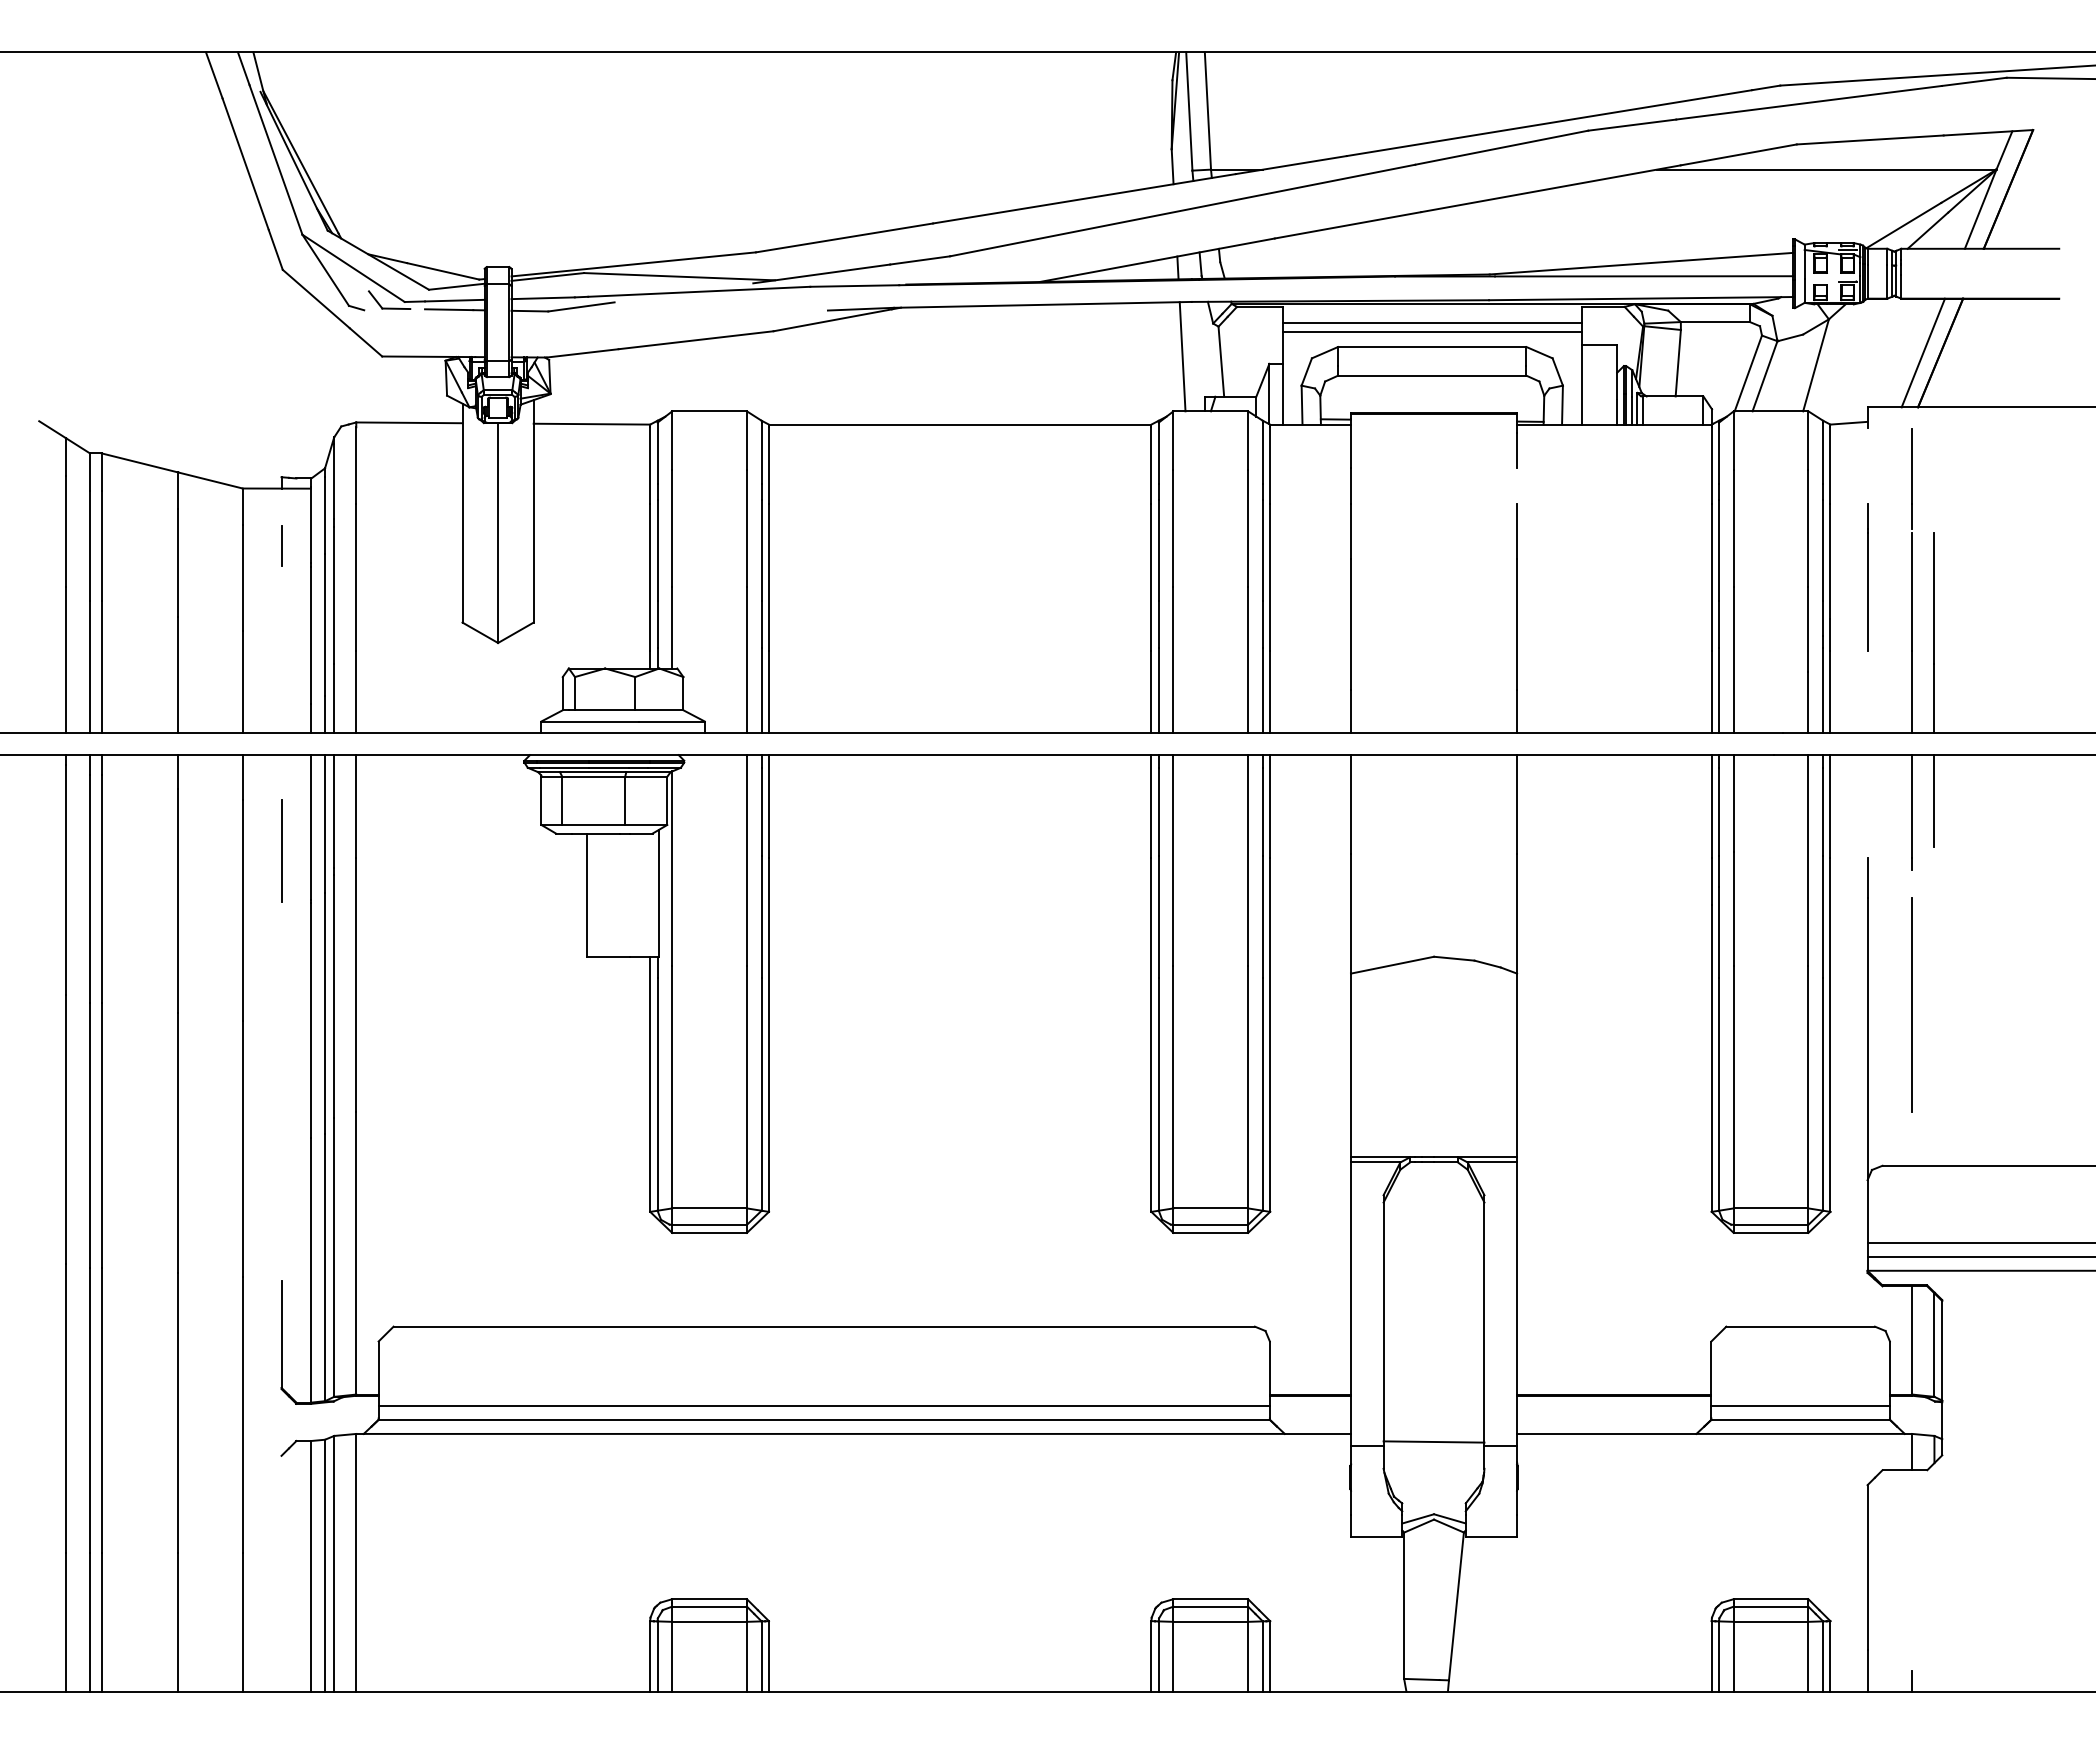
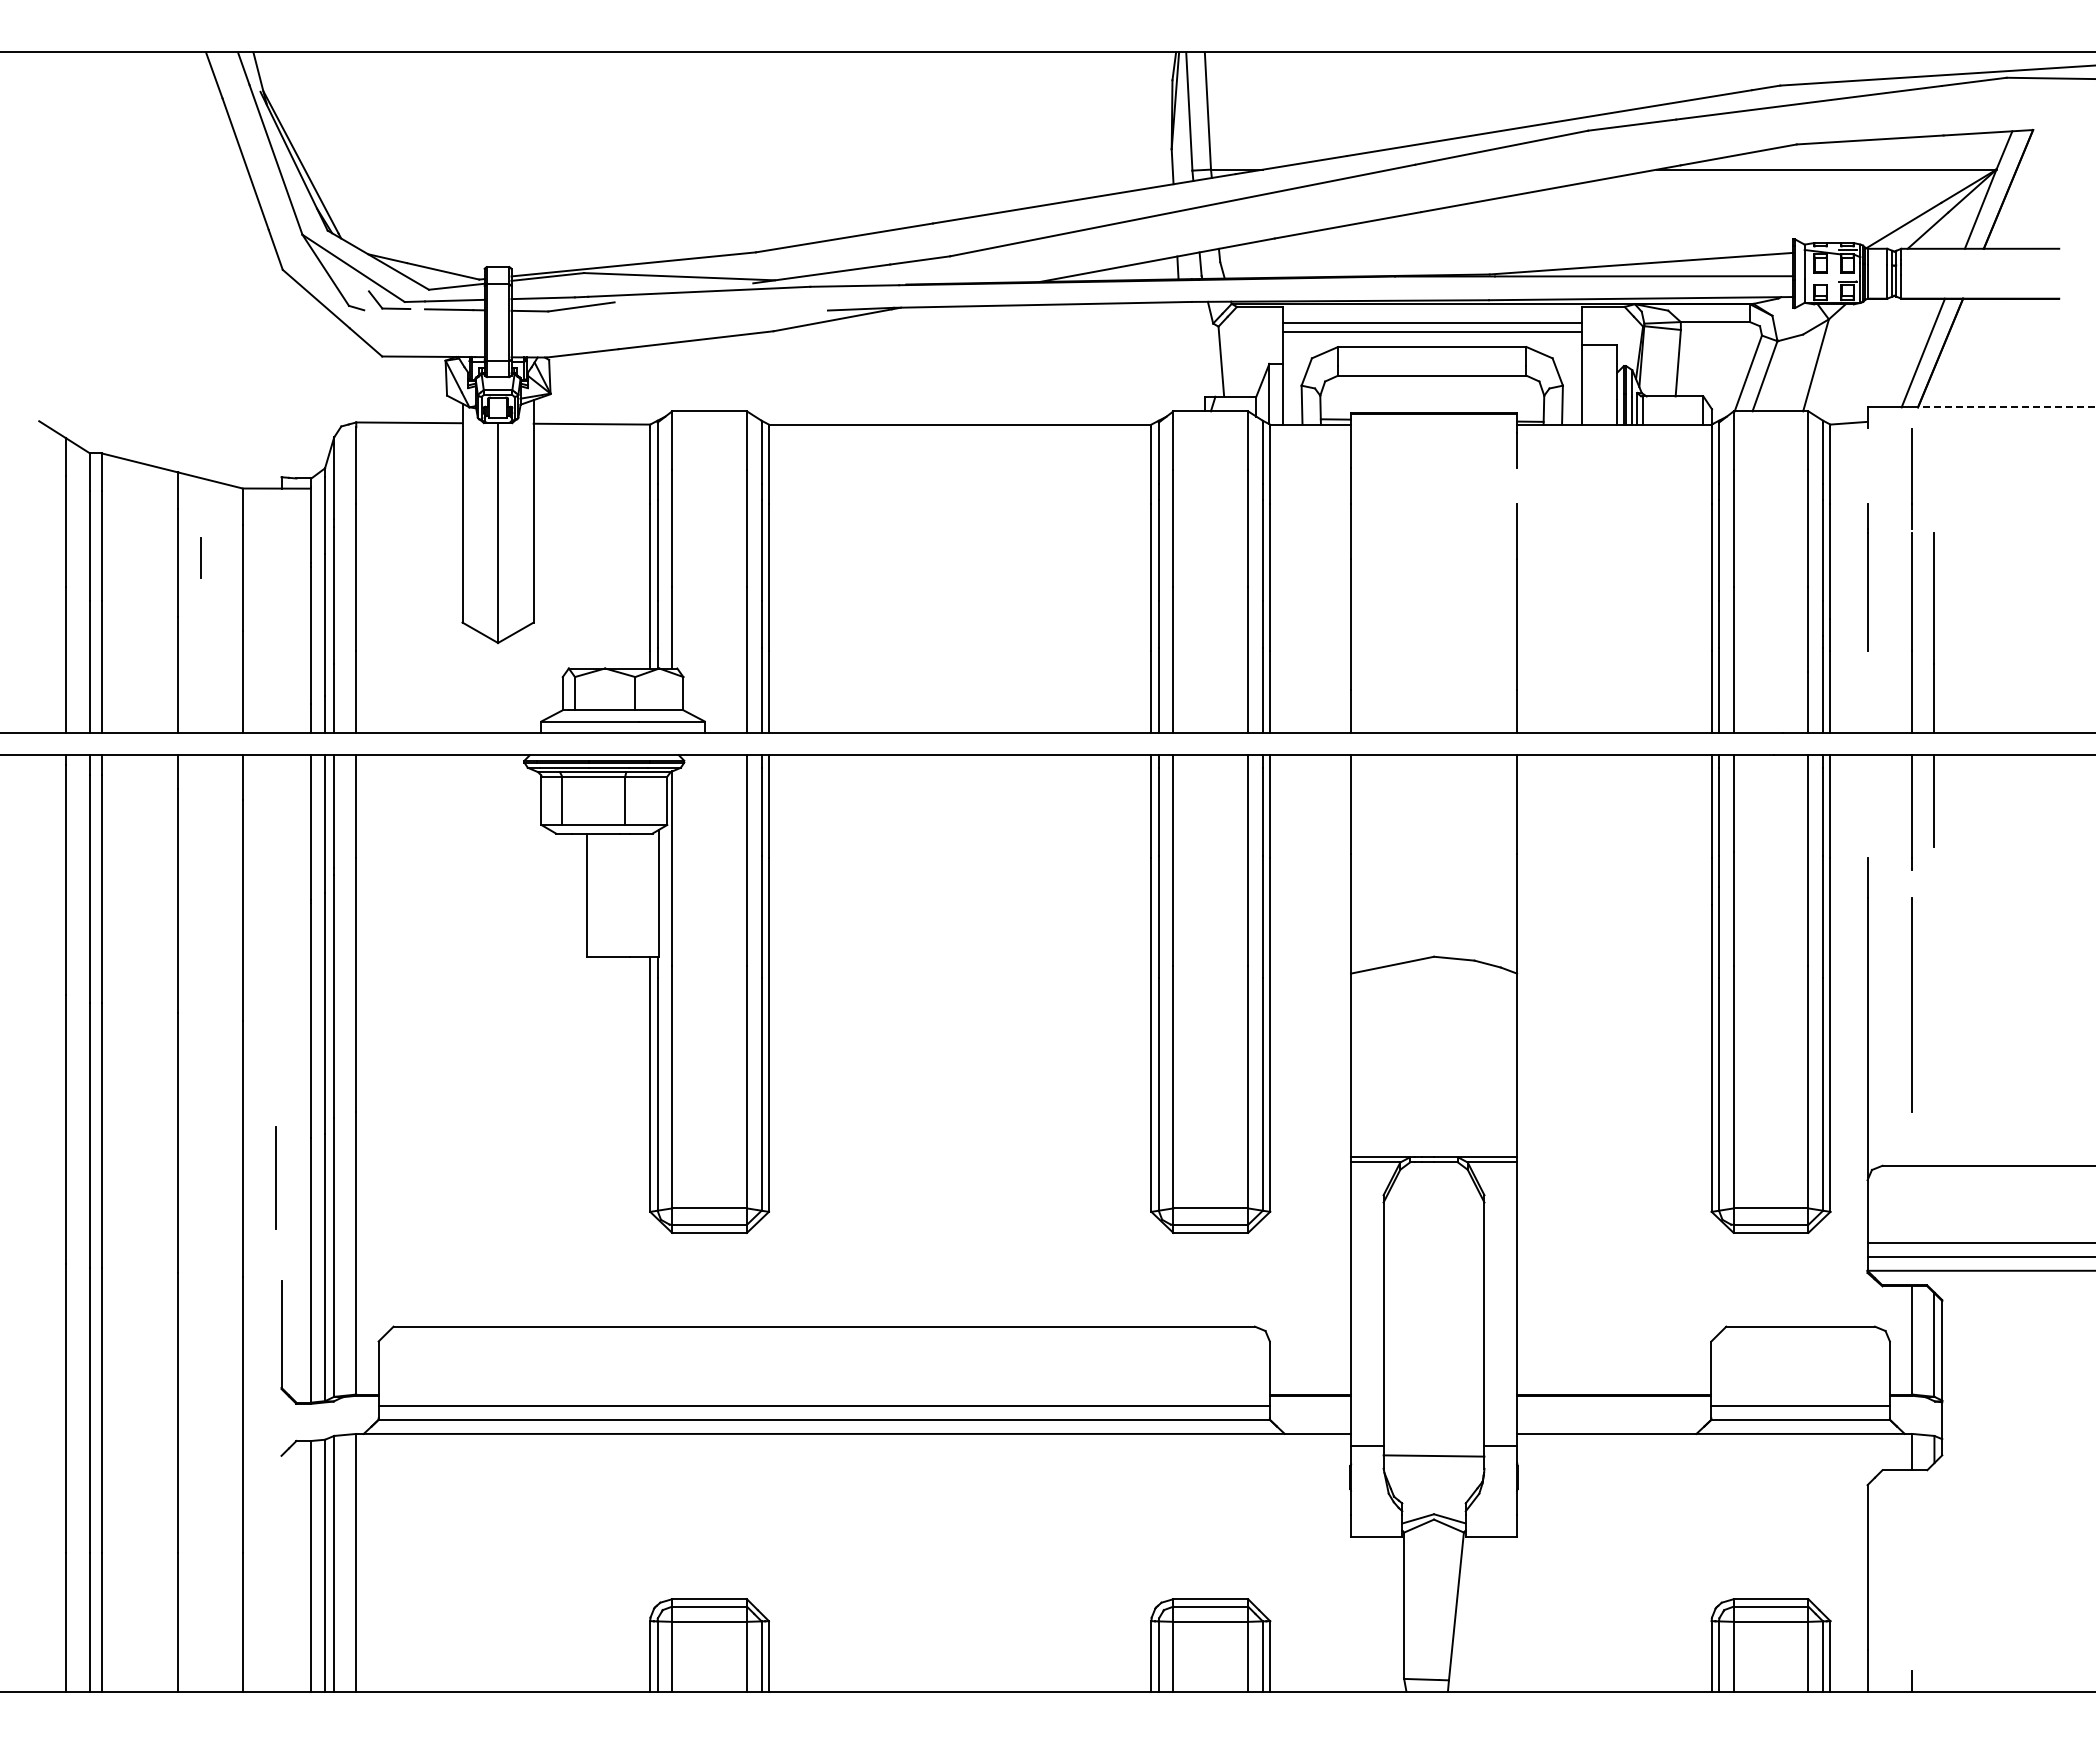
line: present -> none (1182, 356)
line: solid -> dashed (2006, 407)
line position: (281, 545) -> (200, 557) (200, 557)
line position: (281, 850) -> (275, 1177) (275, 1177)
line position: (1433, 1441) -> (1433, 1455) (1433, 1455)
